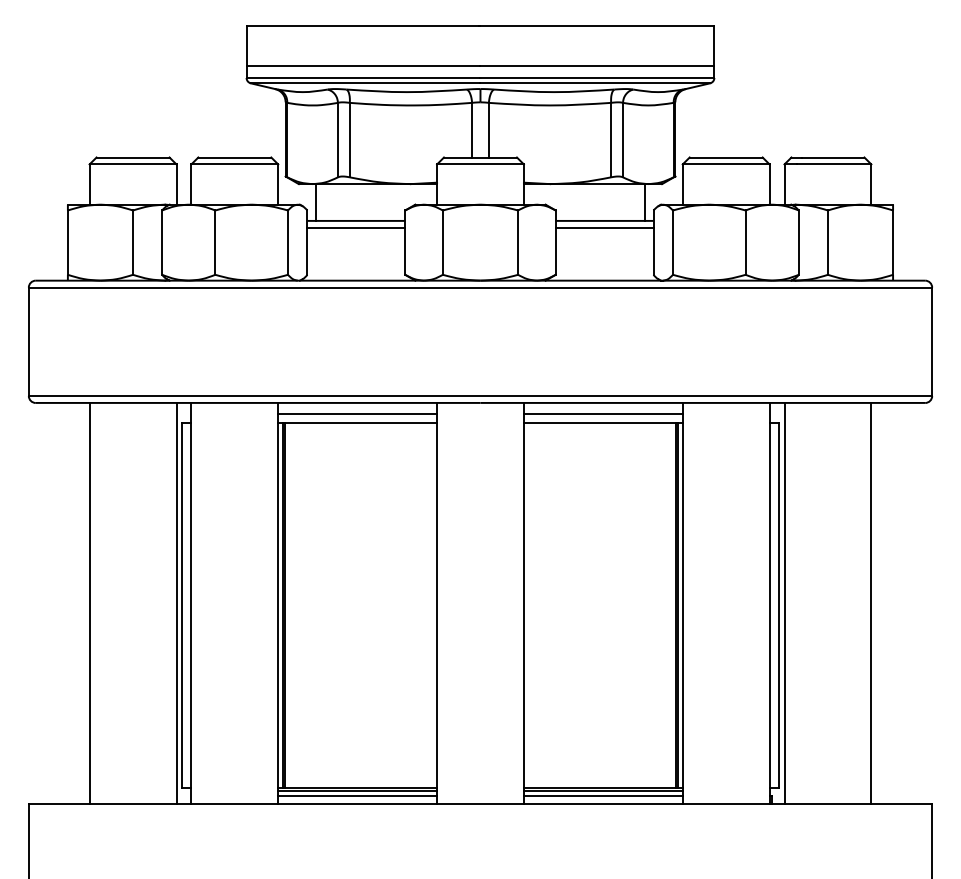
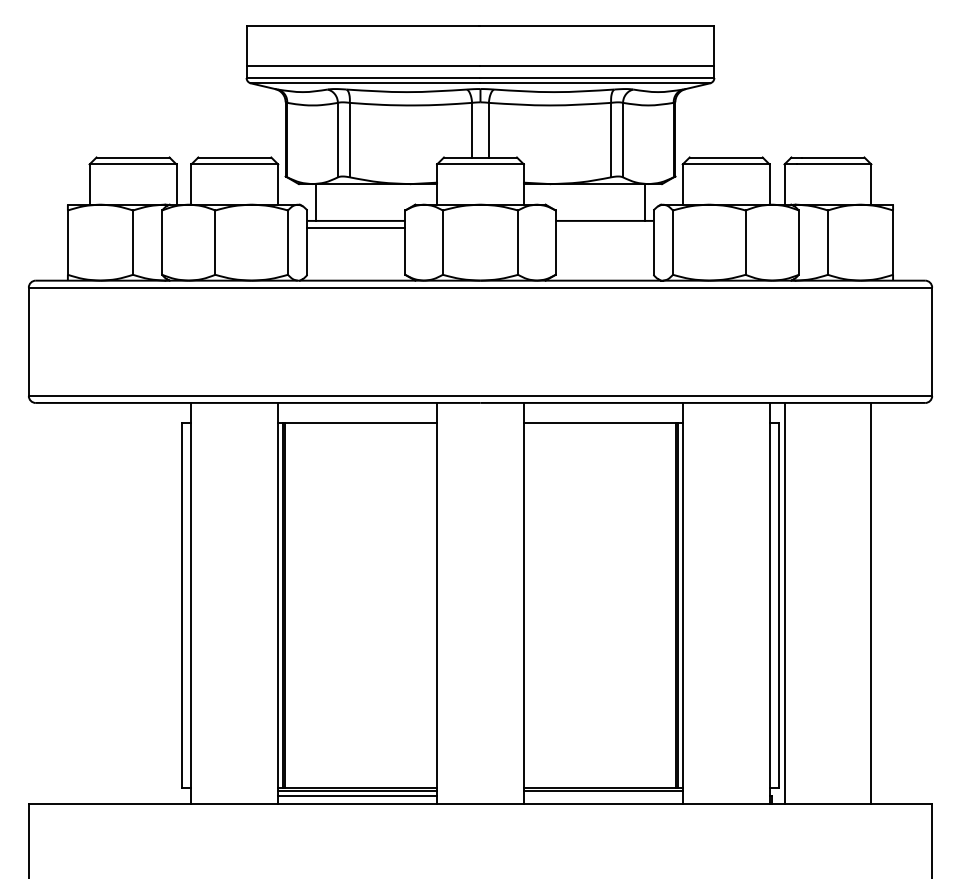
line: present -> none (604, 227)
line: present -> none (357, 413)
line: present -> none (602, 413)
line: present -> none (89, 603)
line: present -> none (176, 603)
line: present -> none (602, 795)
